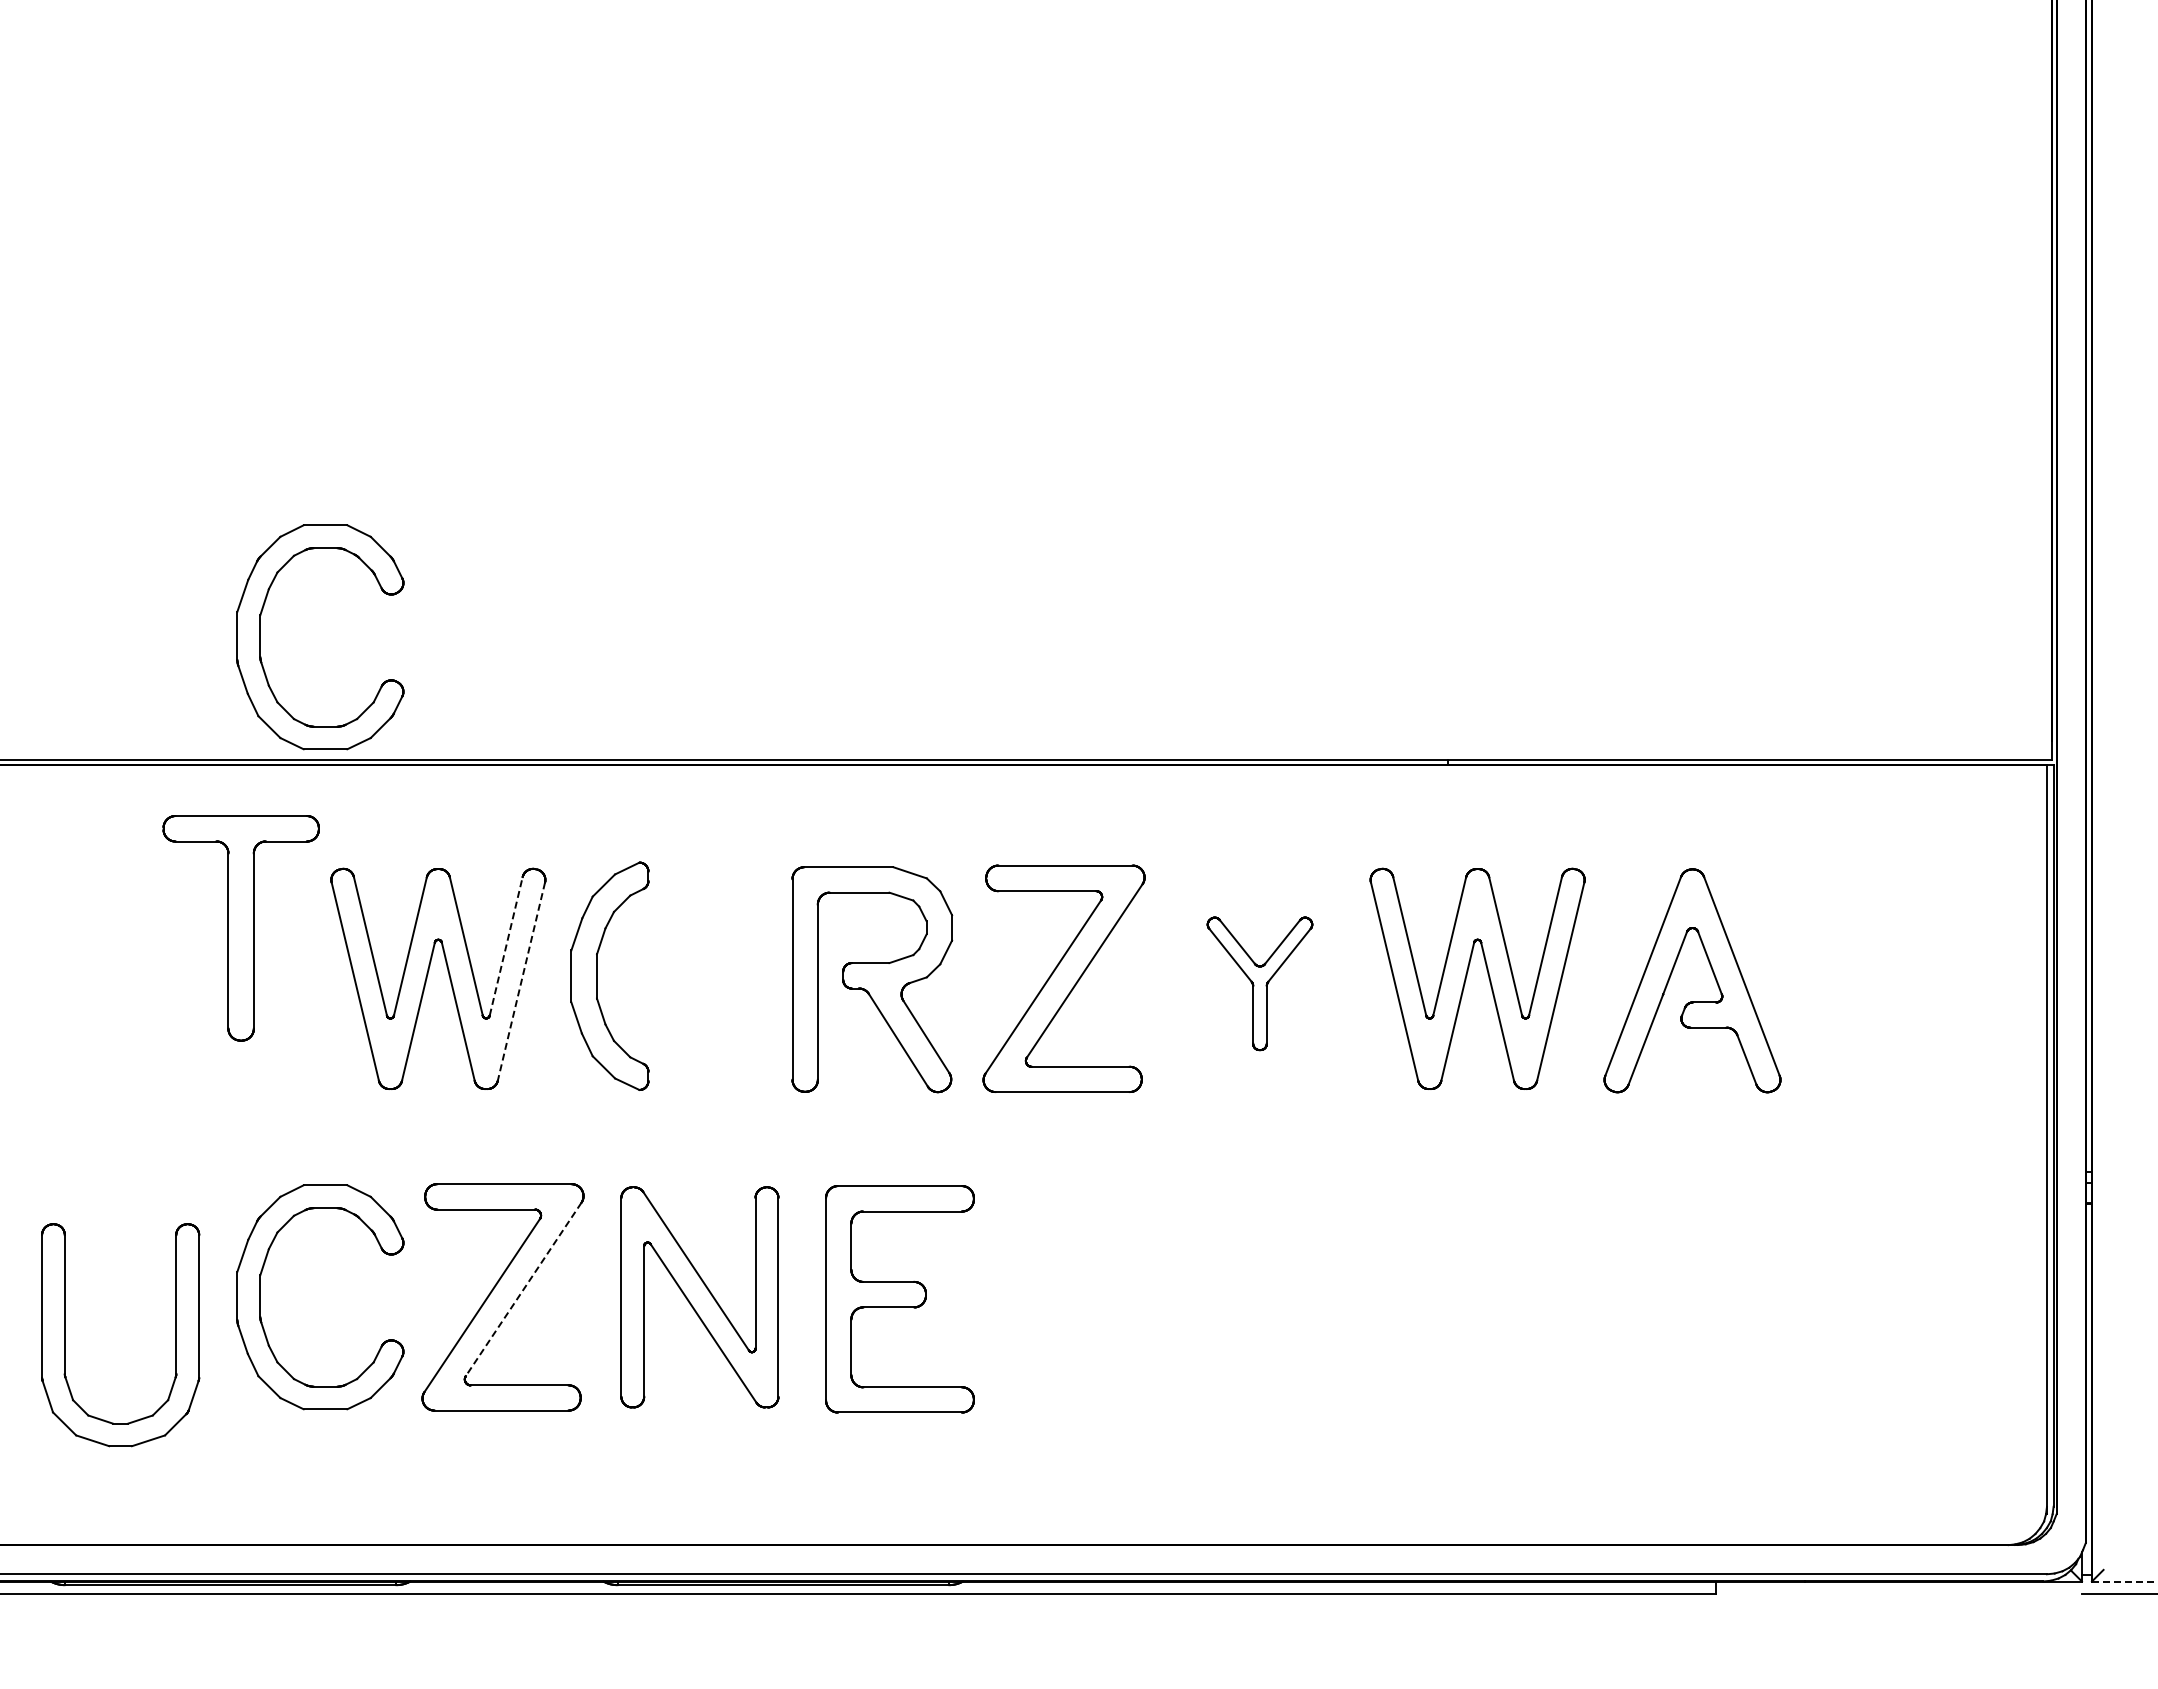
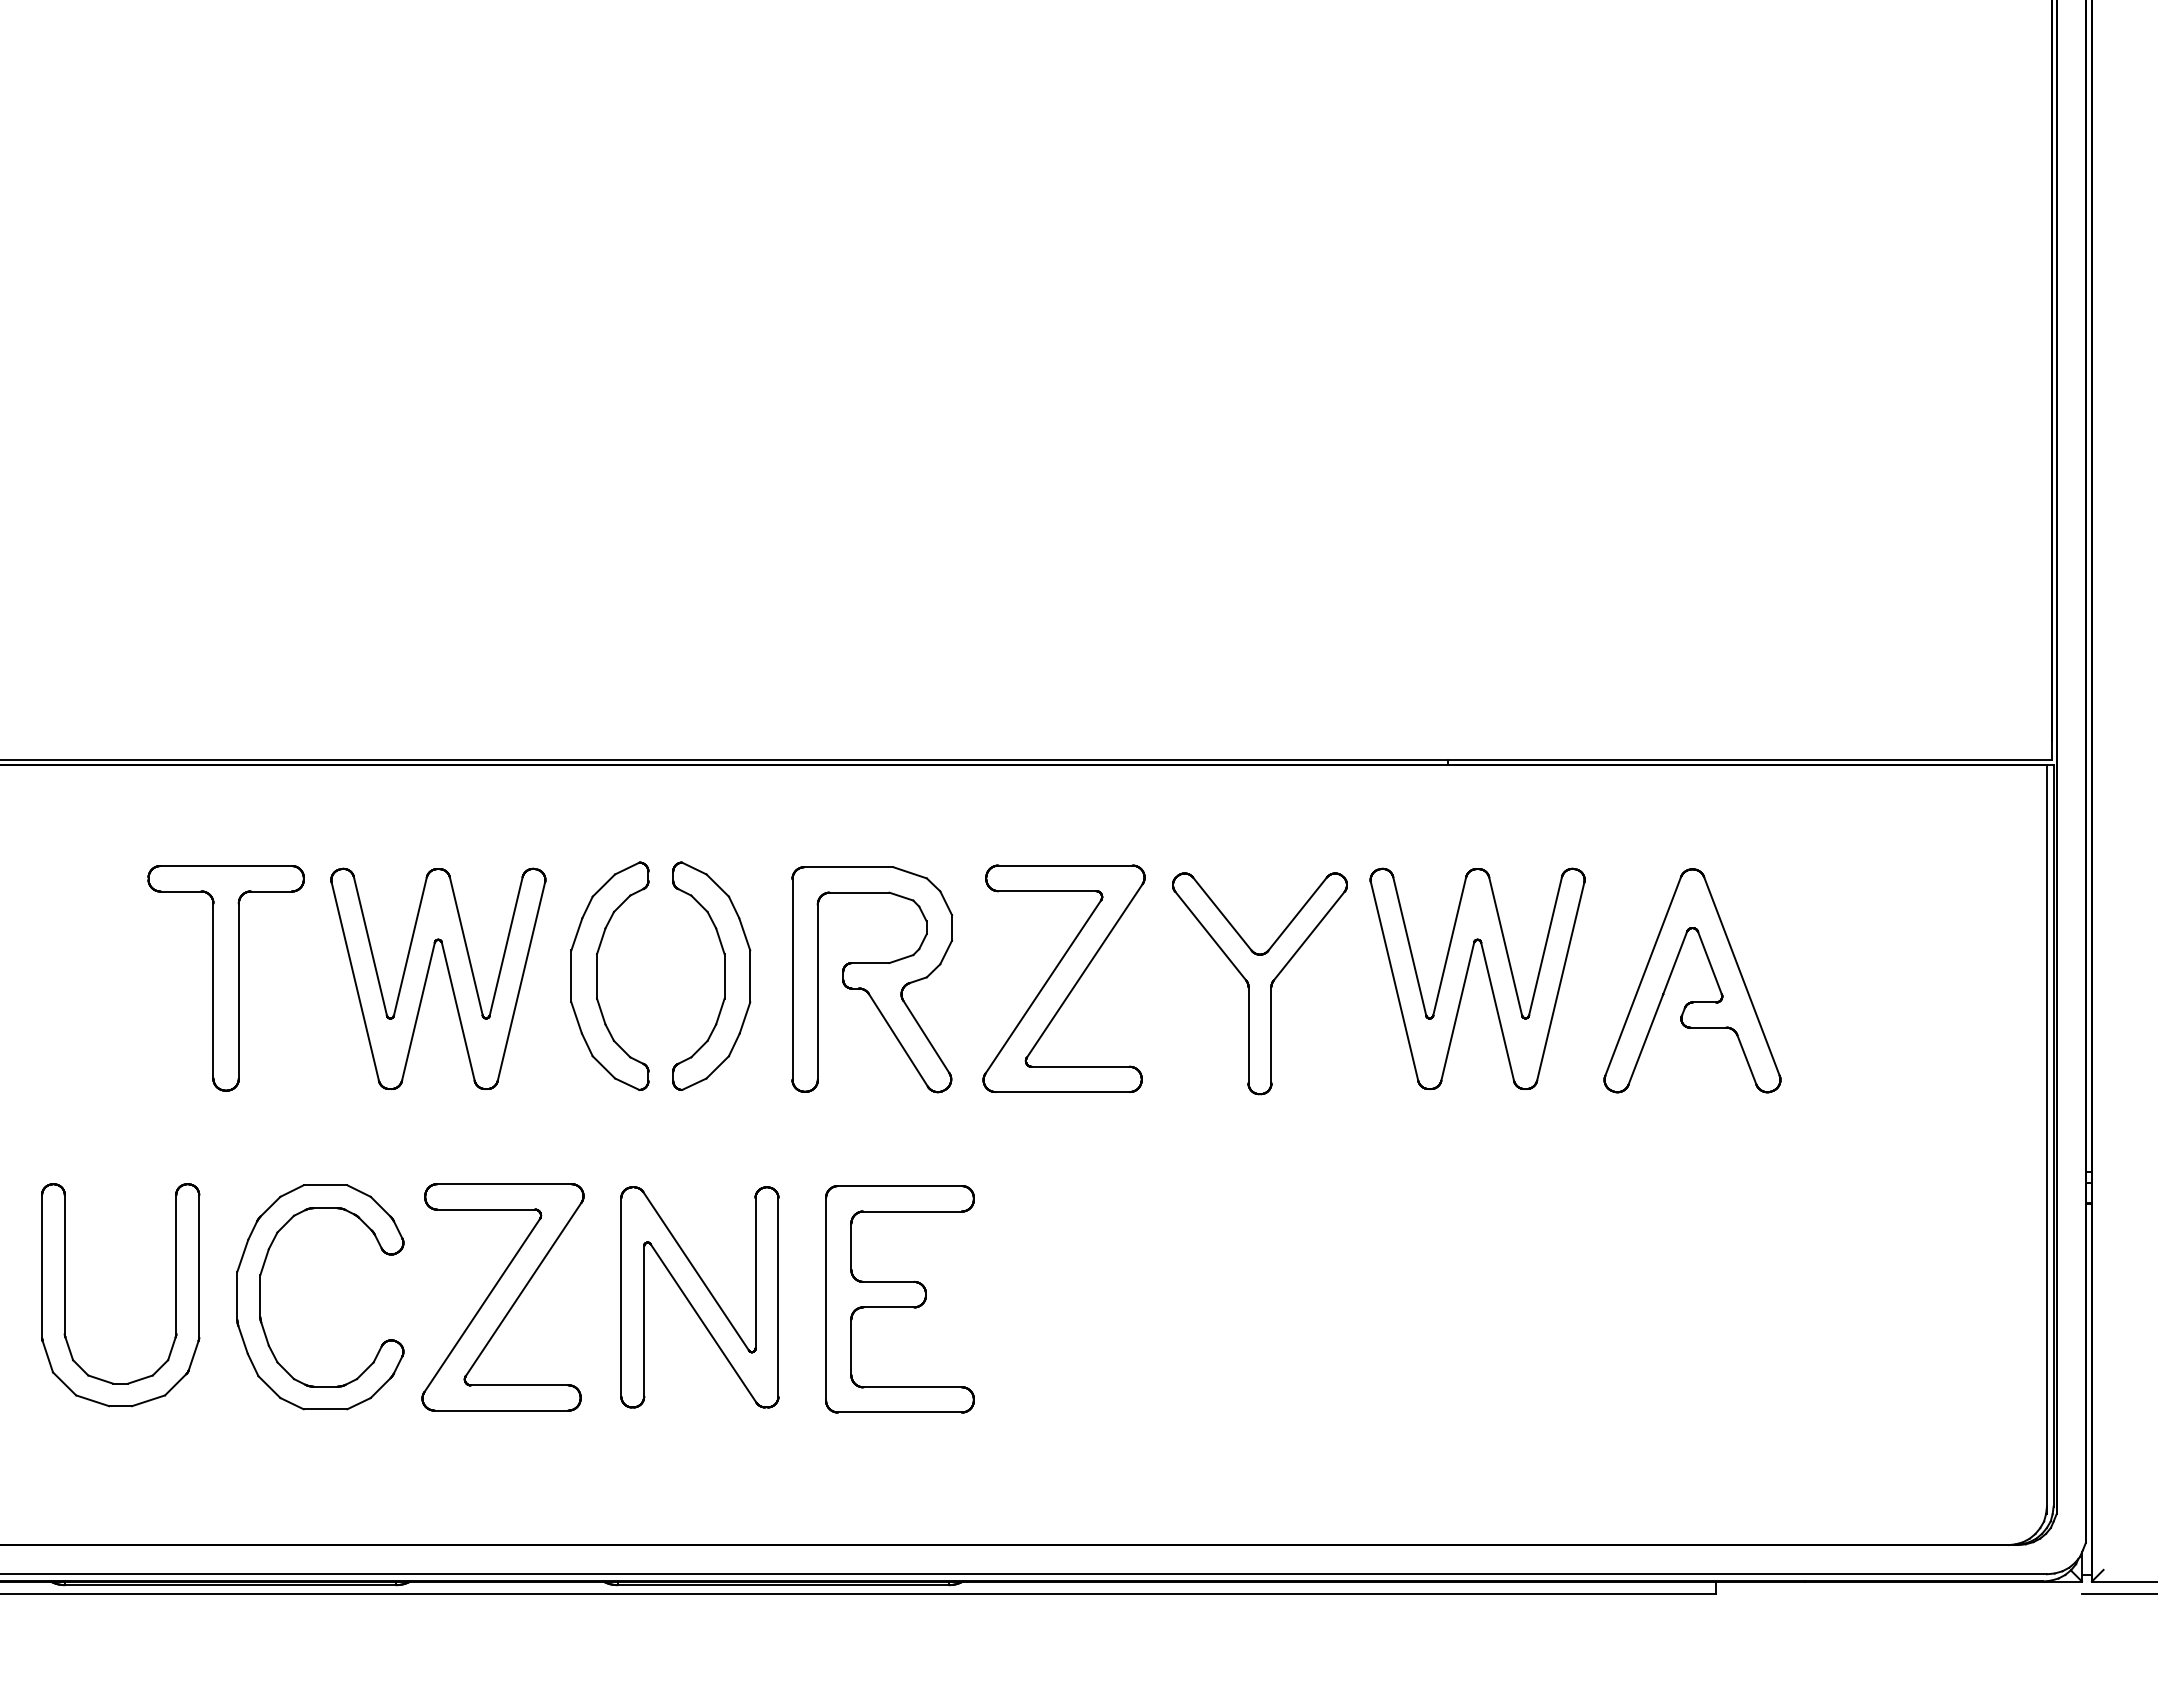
part: present -> none (260, 637)
part position: (240, 928) -> (225, 978) (225, 978)
line: dashed -> solid (506, 945)
part: none -> present (724, 975)
line: dashed -> solid (521, 981)
part size: 108x136 px -> 176x224 px (1259, 983)
line: dashed -> solid (523, 1289)
part position: (65, 1335) -> (65, 1295) (65, 1295)
line: dashed -> solid (2124, 1581)
